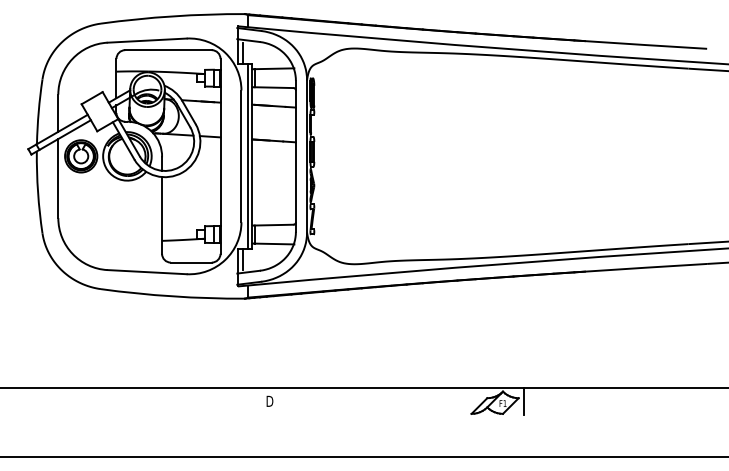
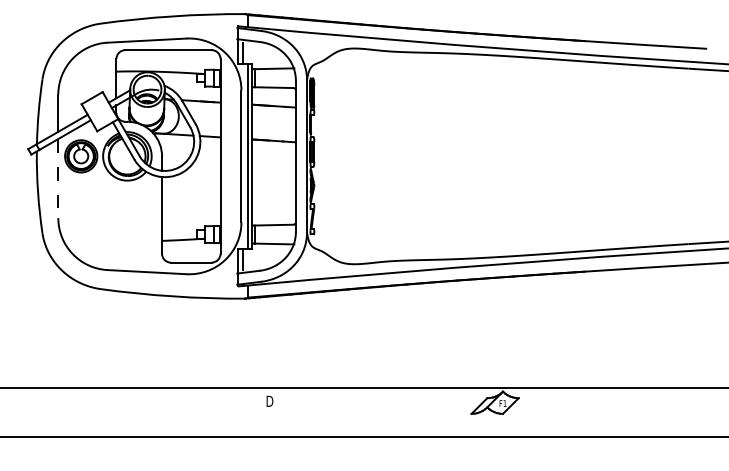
line: solid -> dashed (58, 178)
line: present -> none (524, 401)
line position: (363, 456) -> (363, 436) (363, 436)
